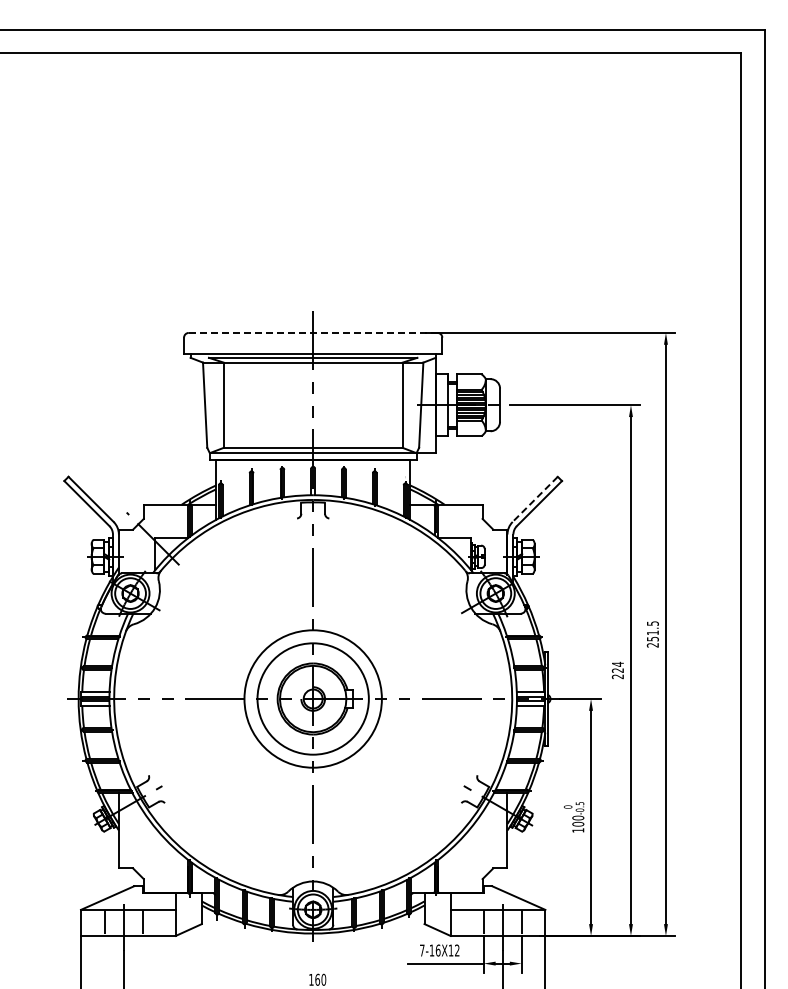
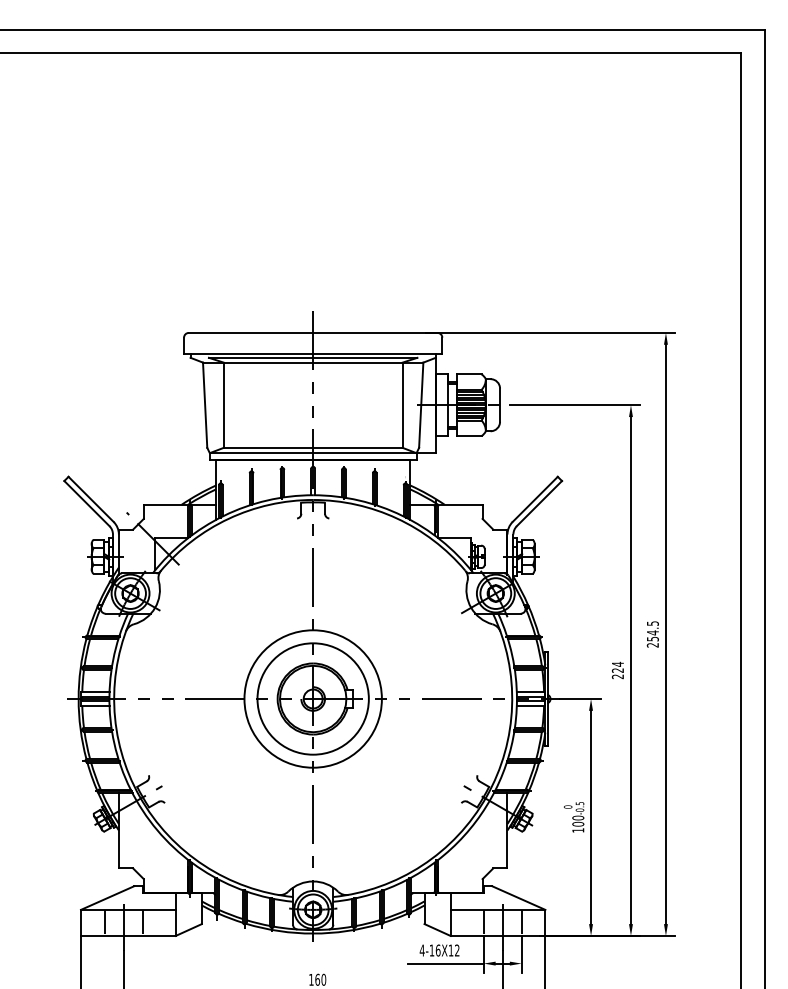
line: dashed -> solid (312, 332)
line: dashed -> solid (535, 499)
text: 251.5 -> 254.5 (652, 632)
text: 7-16X12 -> 4-16X12 (421, 950)
